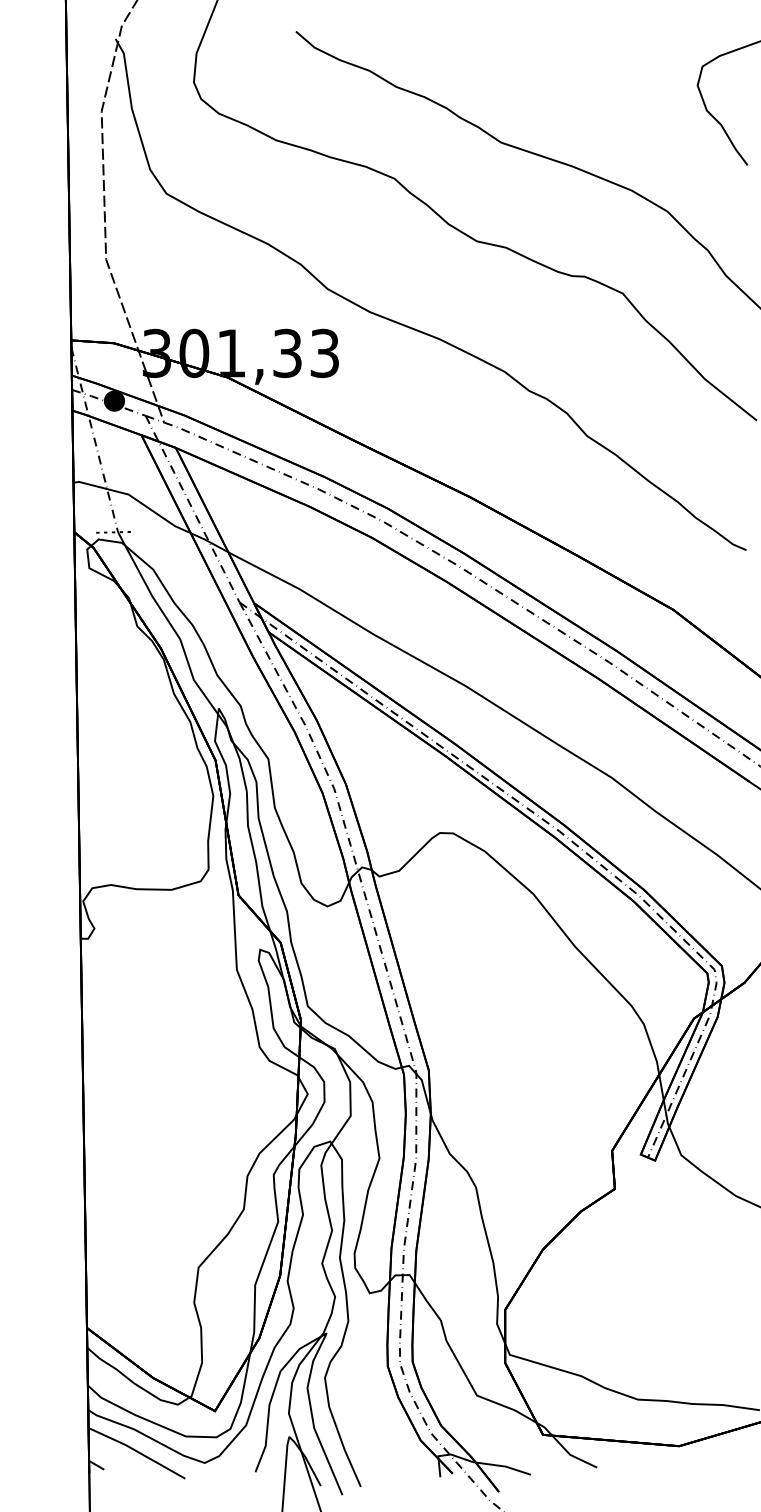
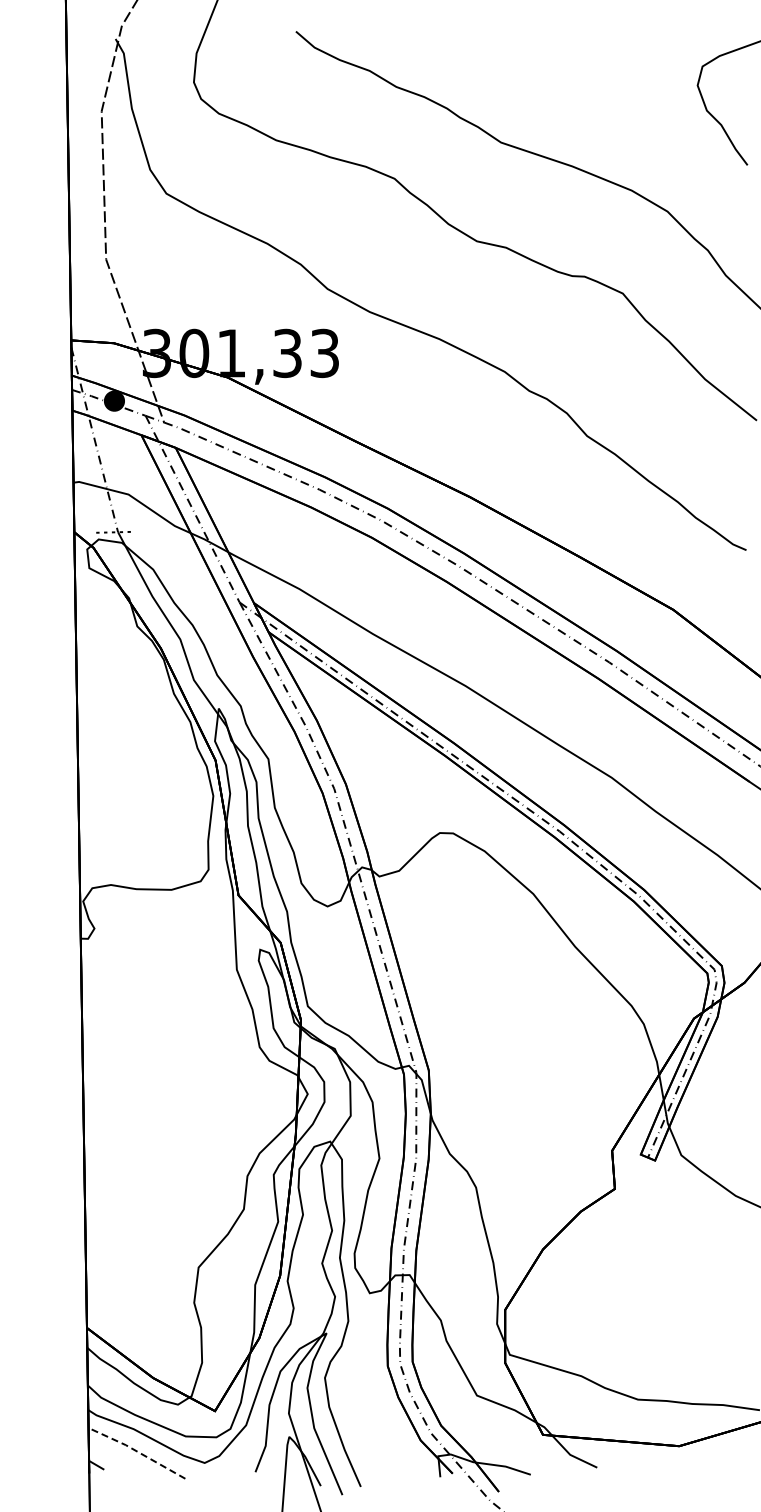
line: solid -> dashed (137, 1451)
